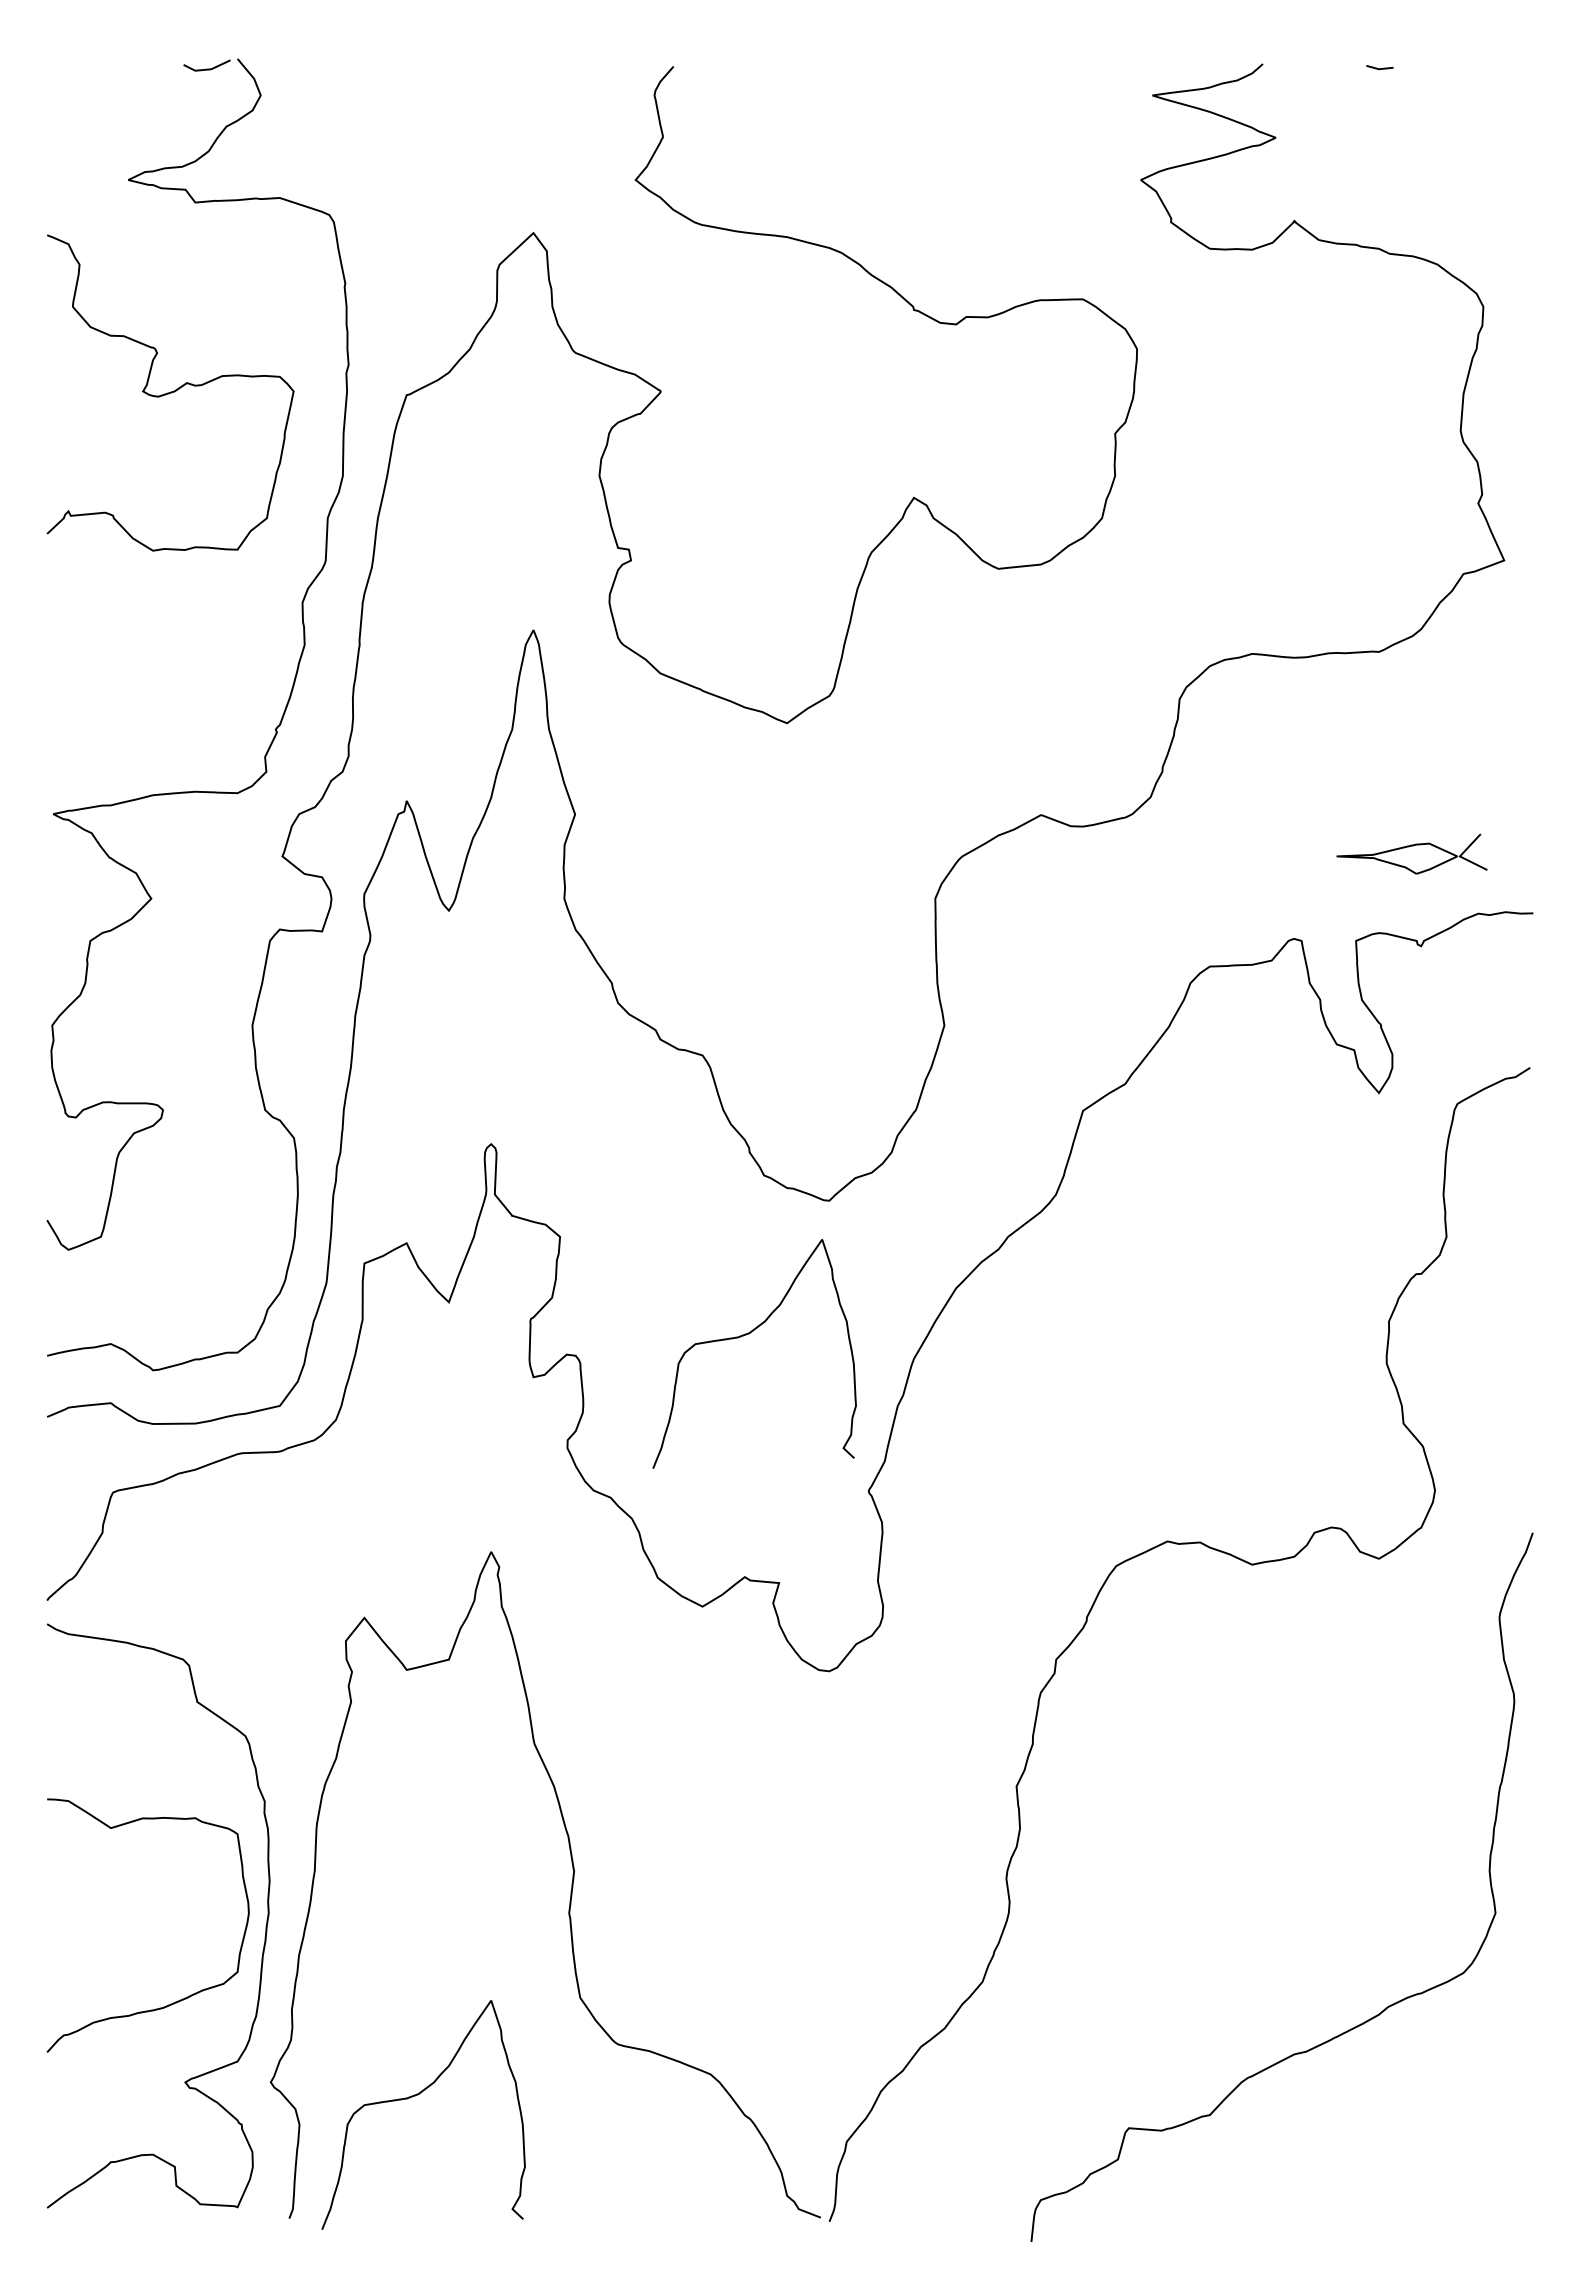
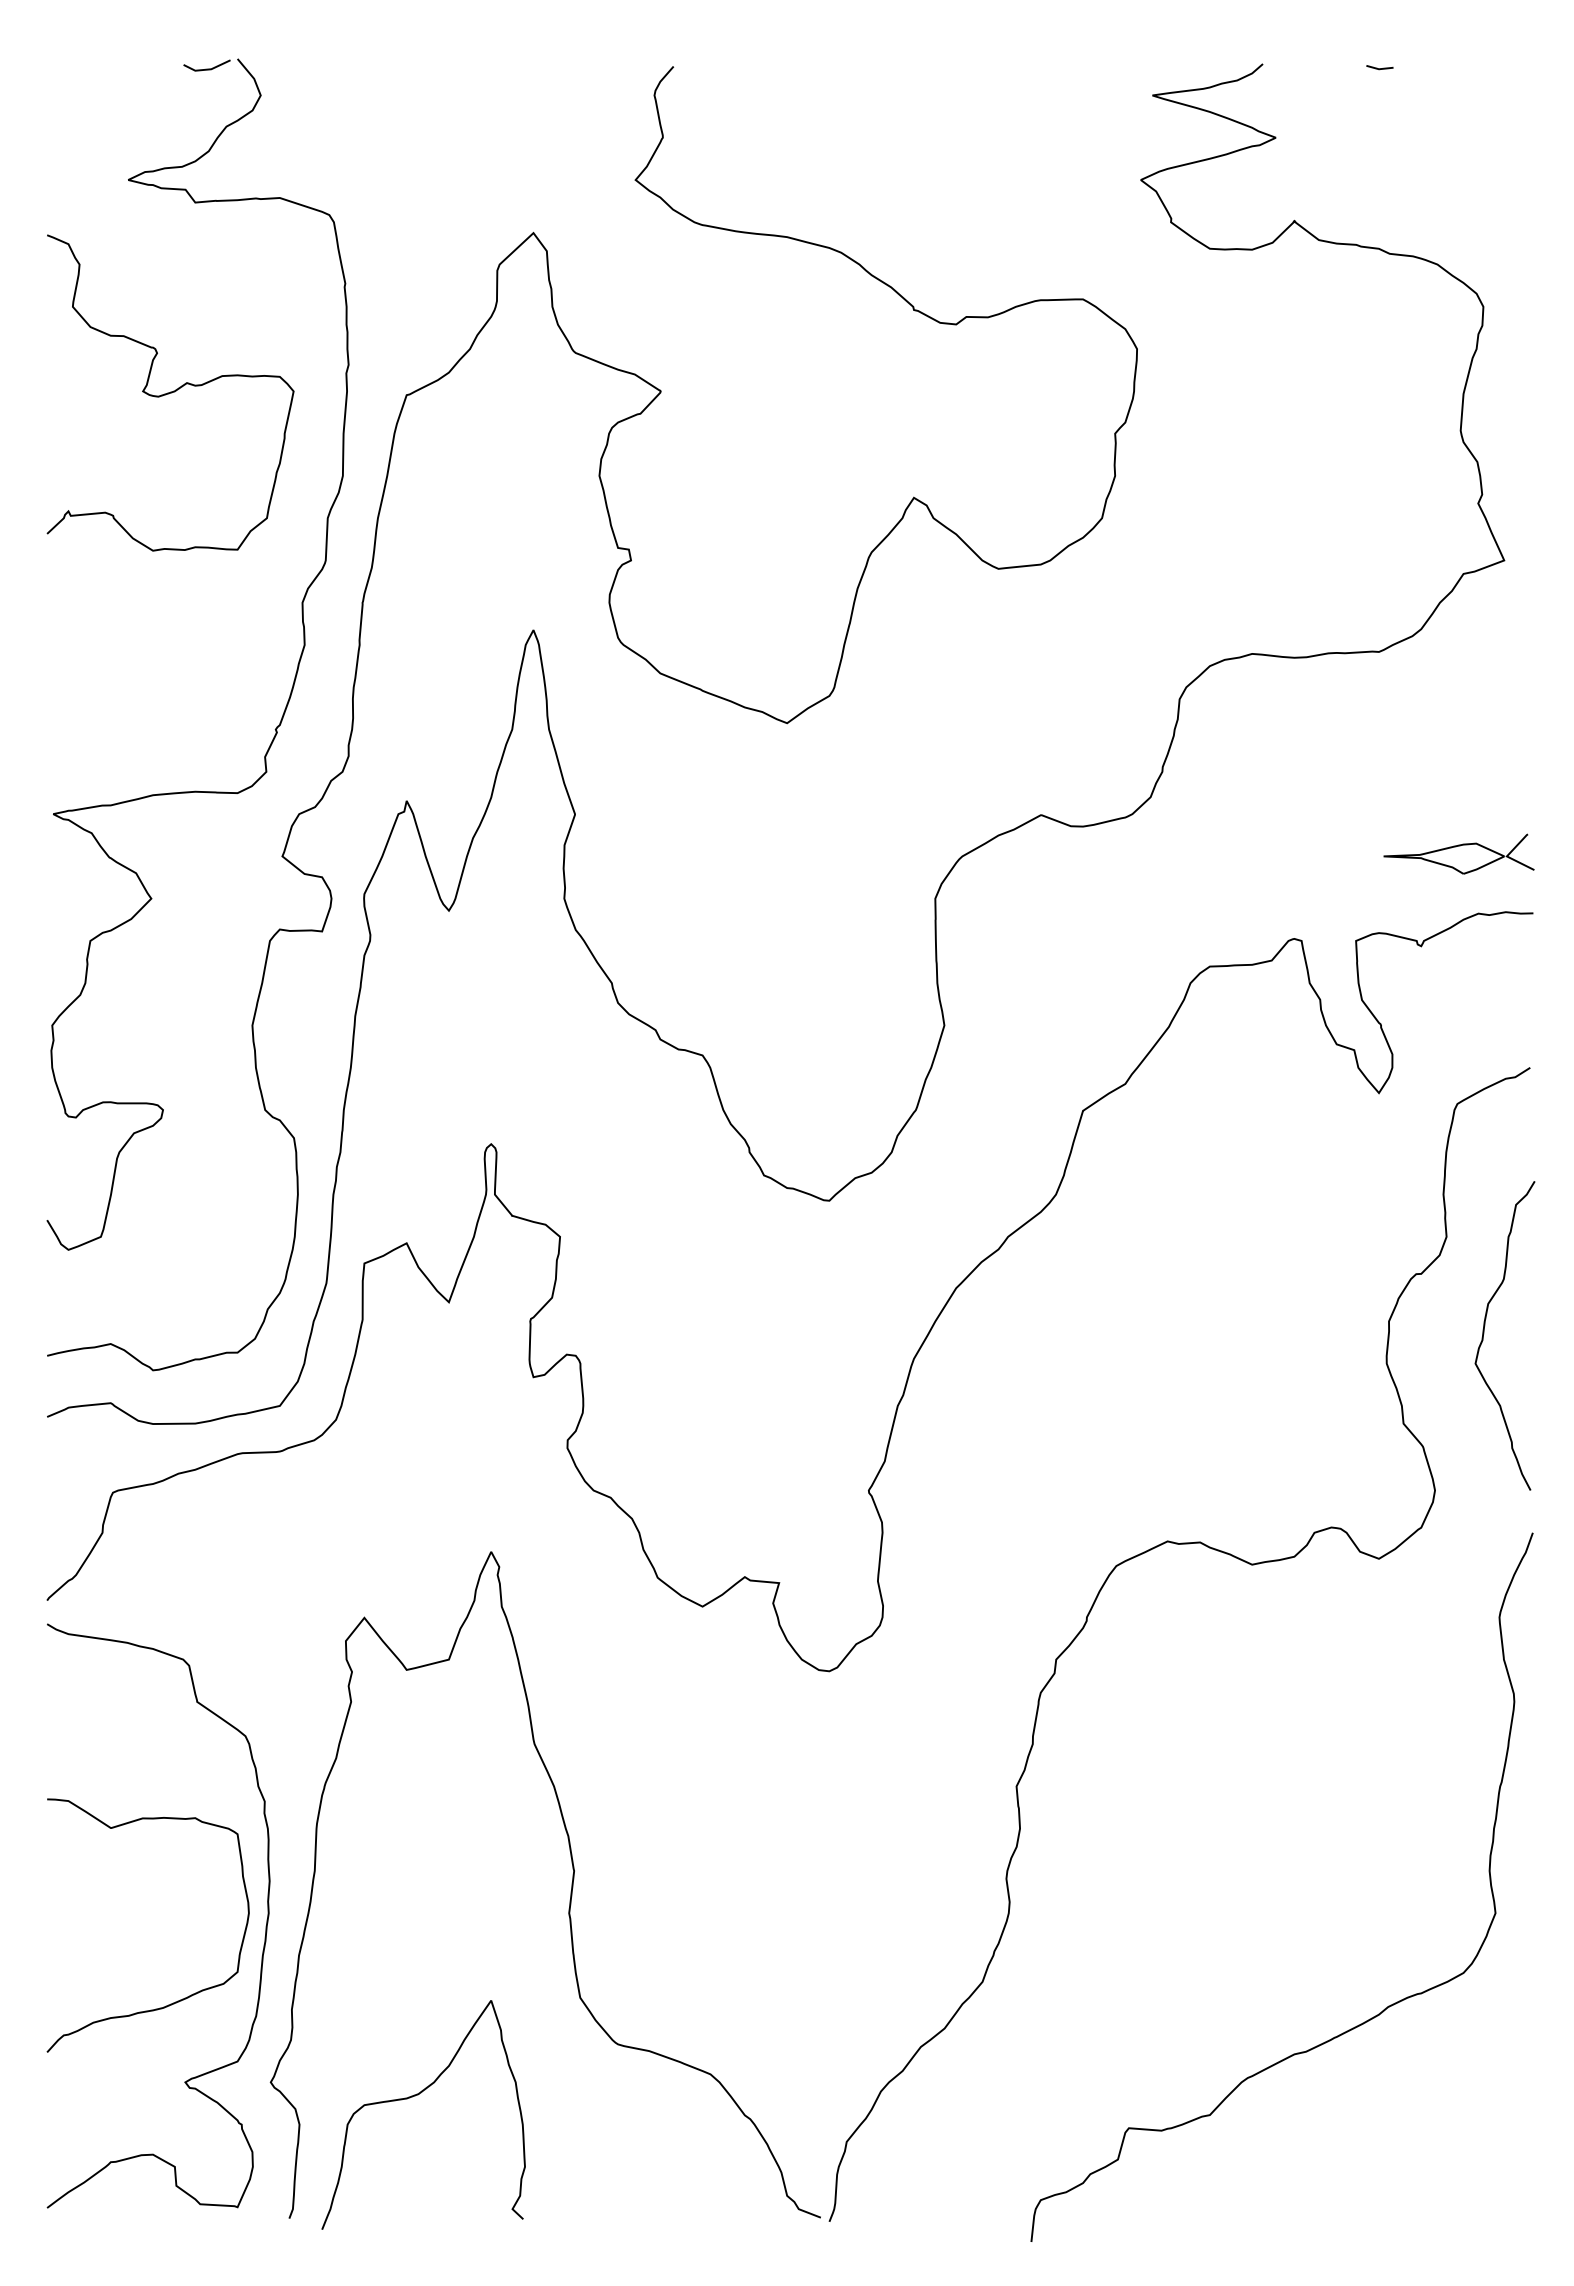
part position: (1411, 853) -> (1458, 853) (1458, 853)
curve: present -> none (749, 1334)
curve: none -> present (1484, 1334)
